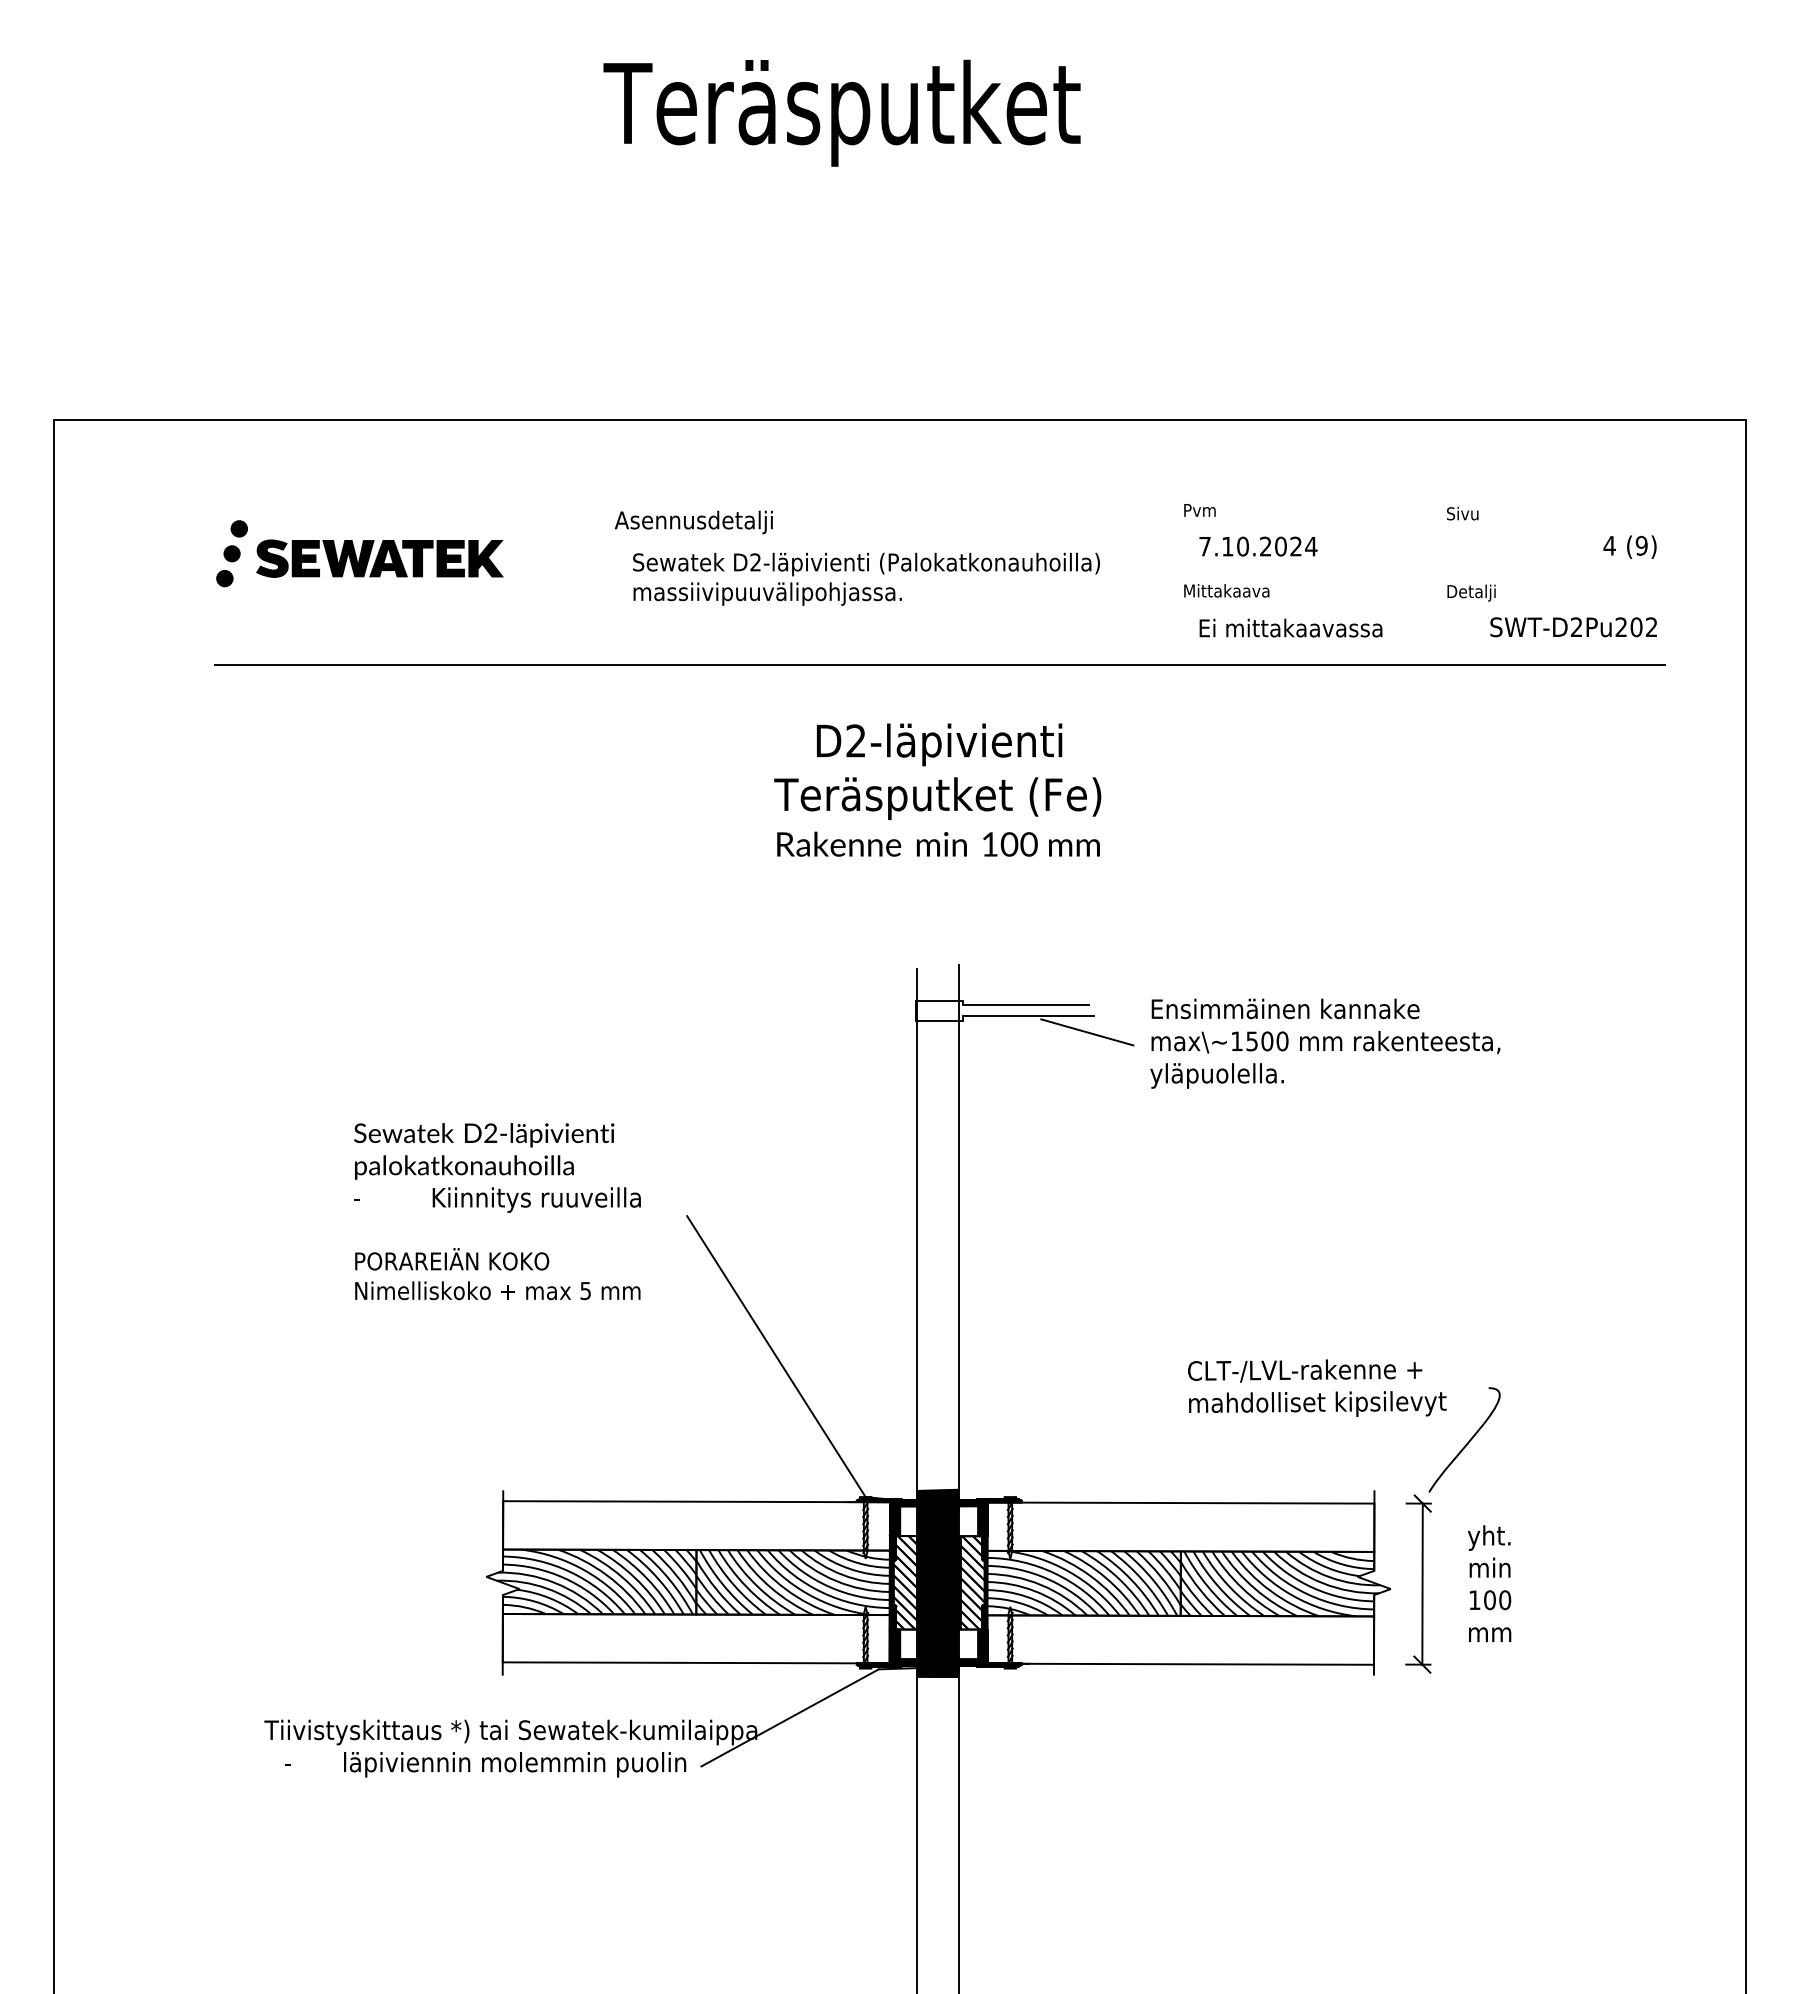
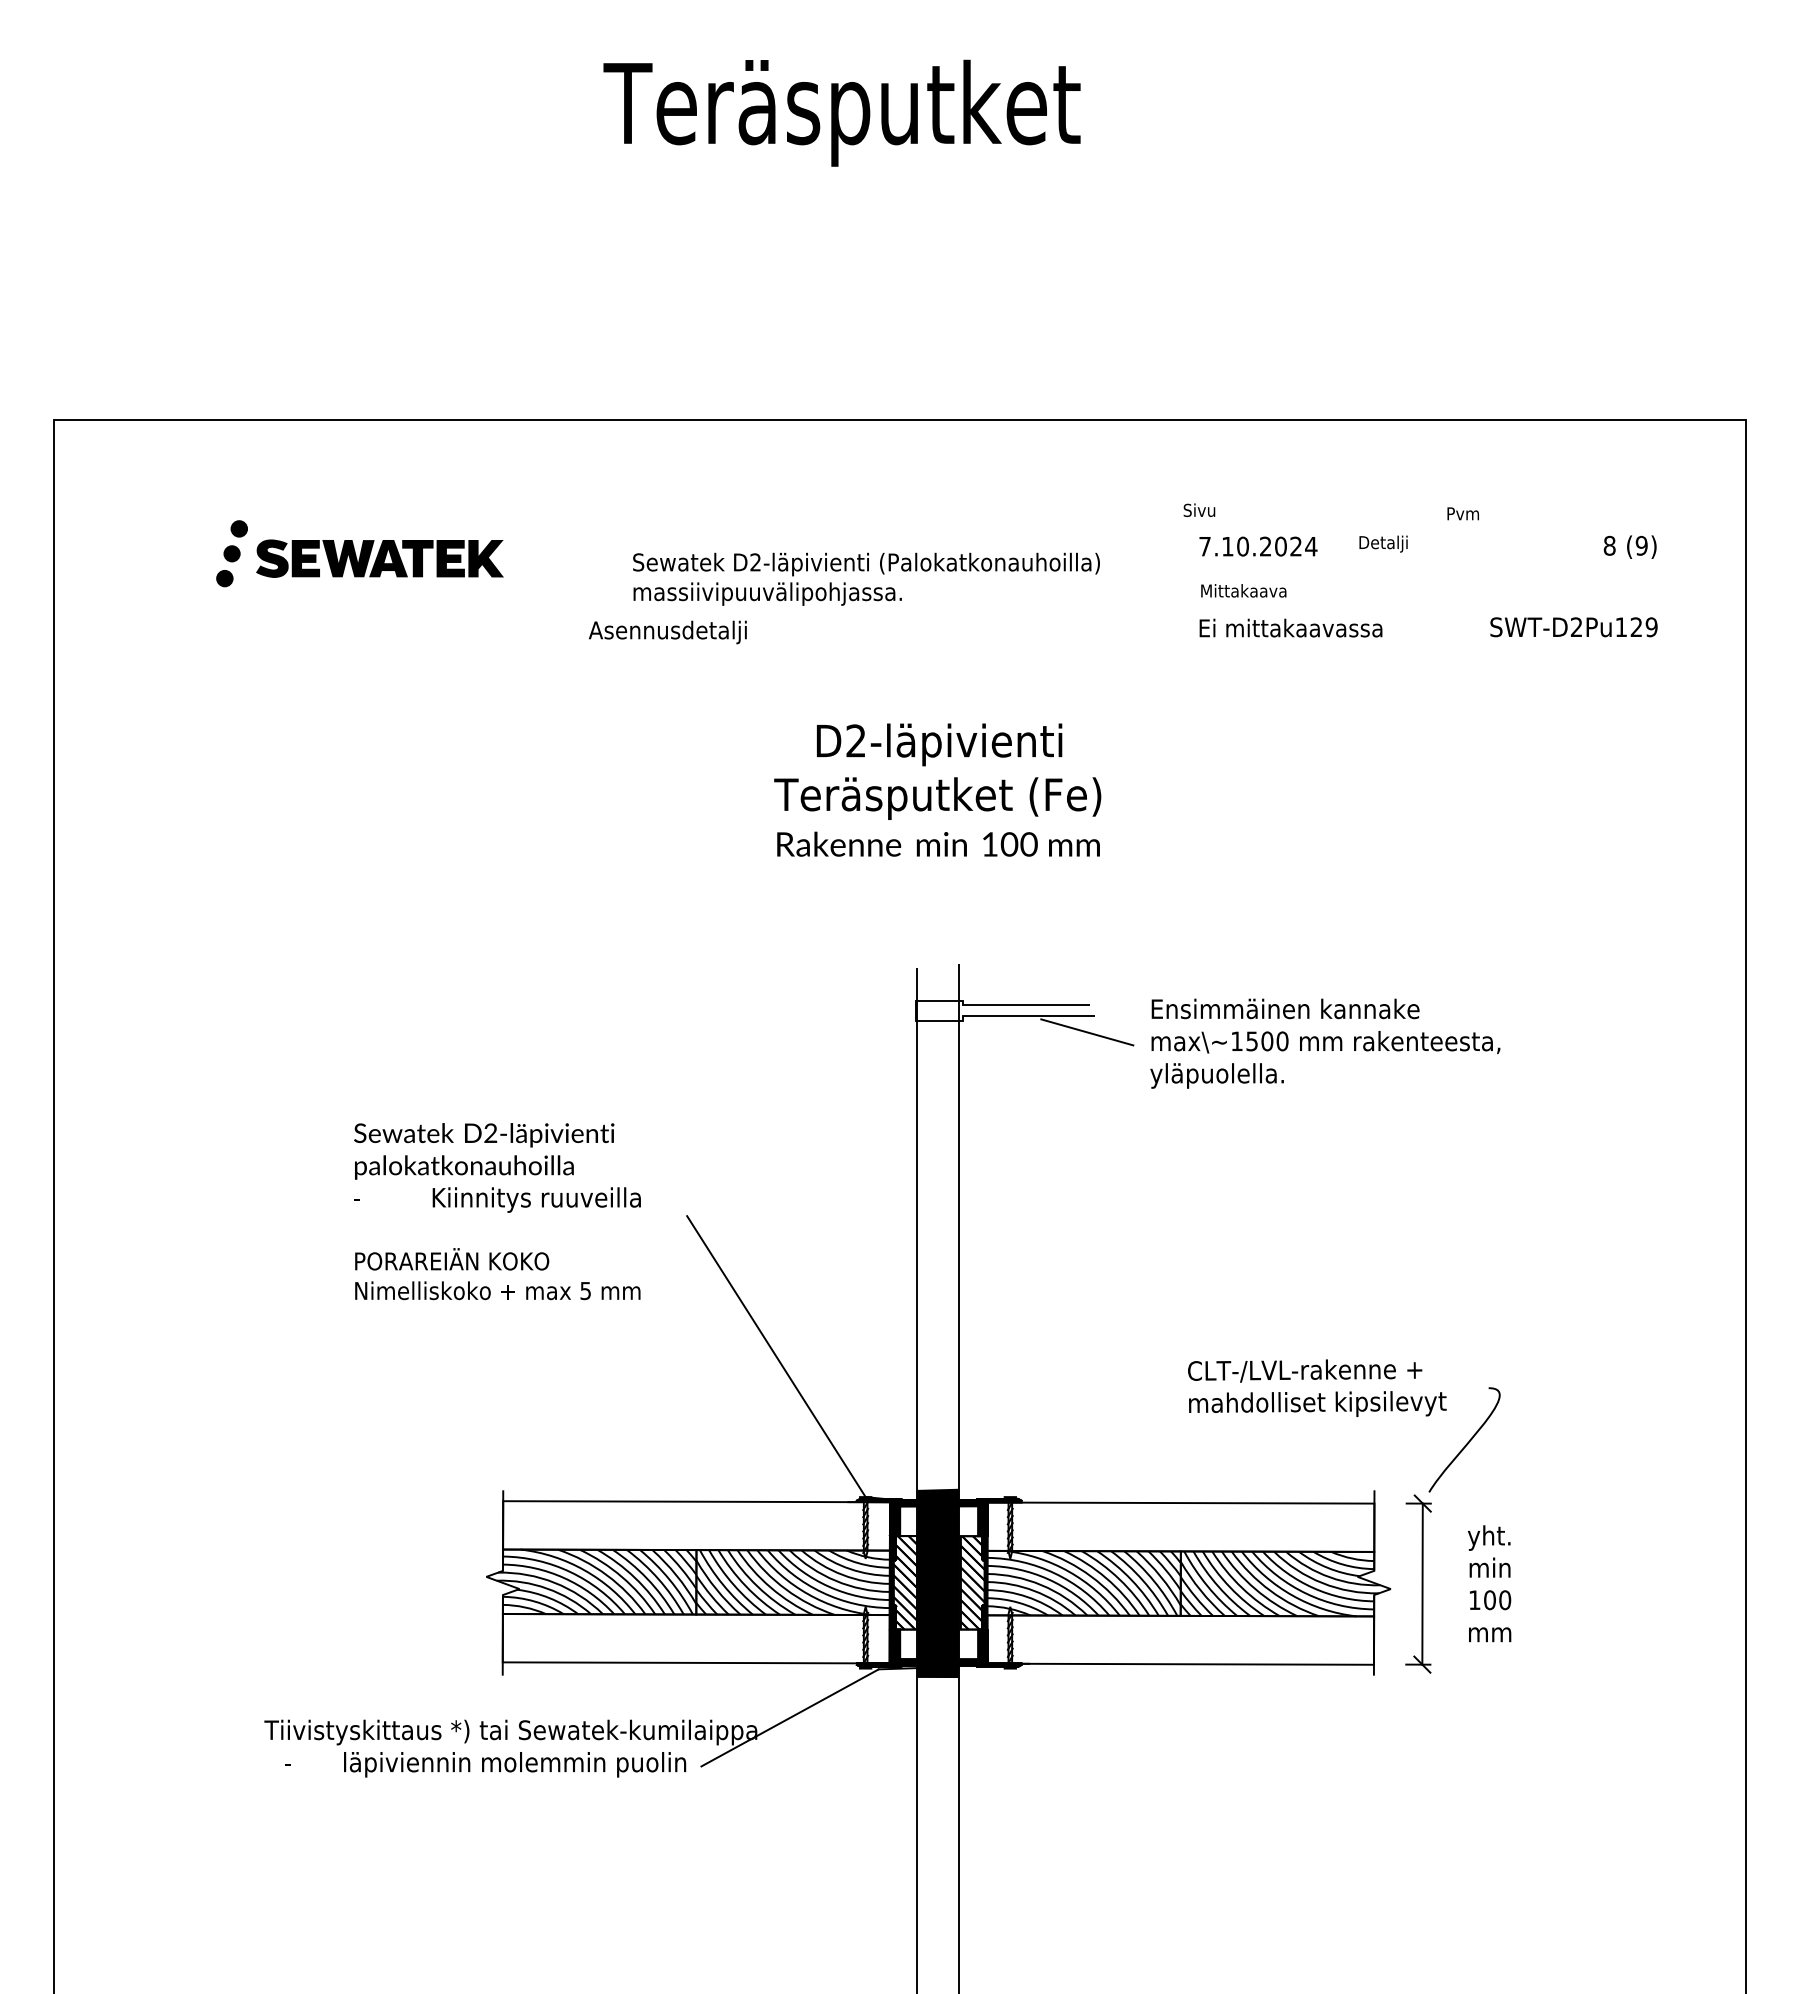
text: Pvm -> Sivu (1199, 509)
text: Sivu -> Pvm (1462, 513)
text position: (693, 522) -> (667, 632) (667, 632)
text: 4 -> 8 (1609, 545)
text position: (1226, 590) -> (1243, 590) (1243, 590)
text position: (1471, 592) -> (1383, 543) (1383, 543)
text: SWT-D2Pu202 -> SWT-D2Pu129 (1636, 627)
line: present -> none (939, 665)
